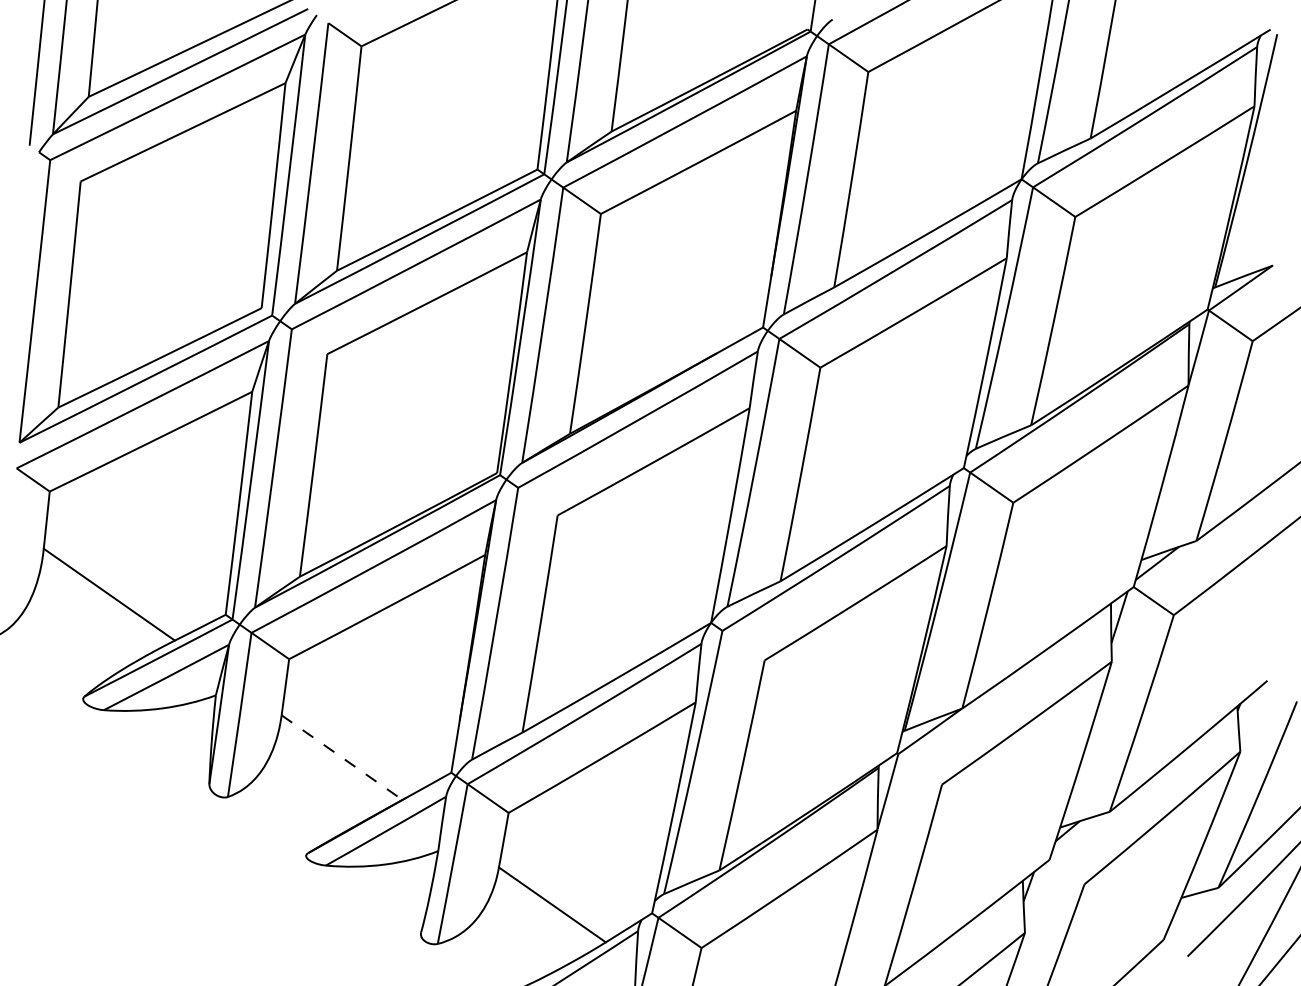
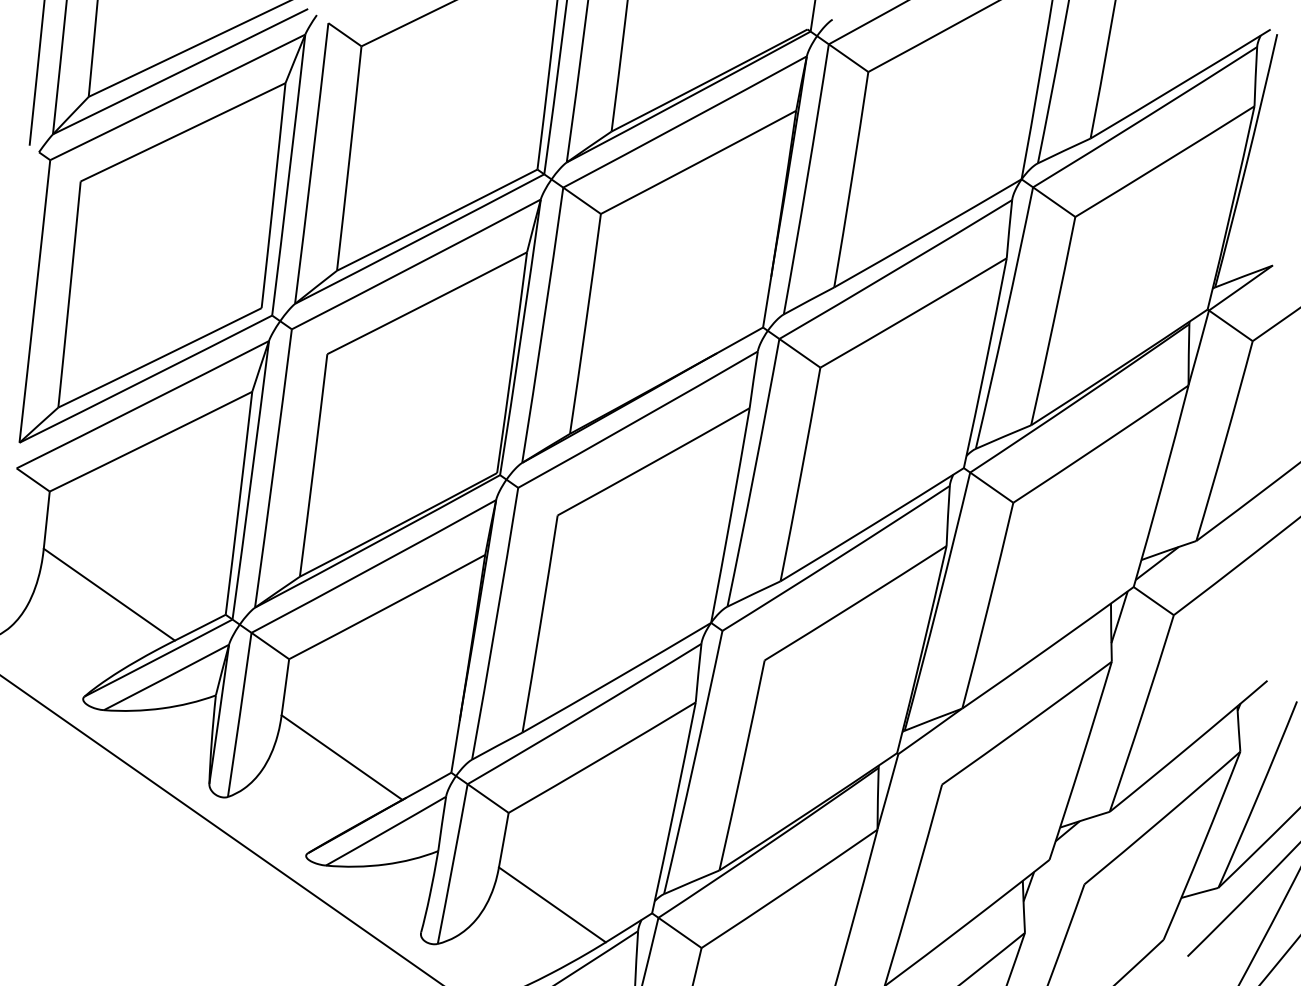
line: dashed -> solid (342, 757)
line: none -> present (220, 829)
